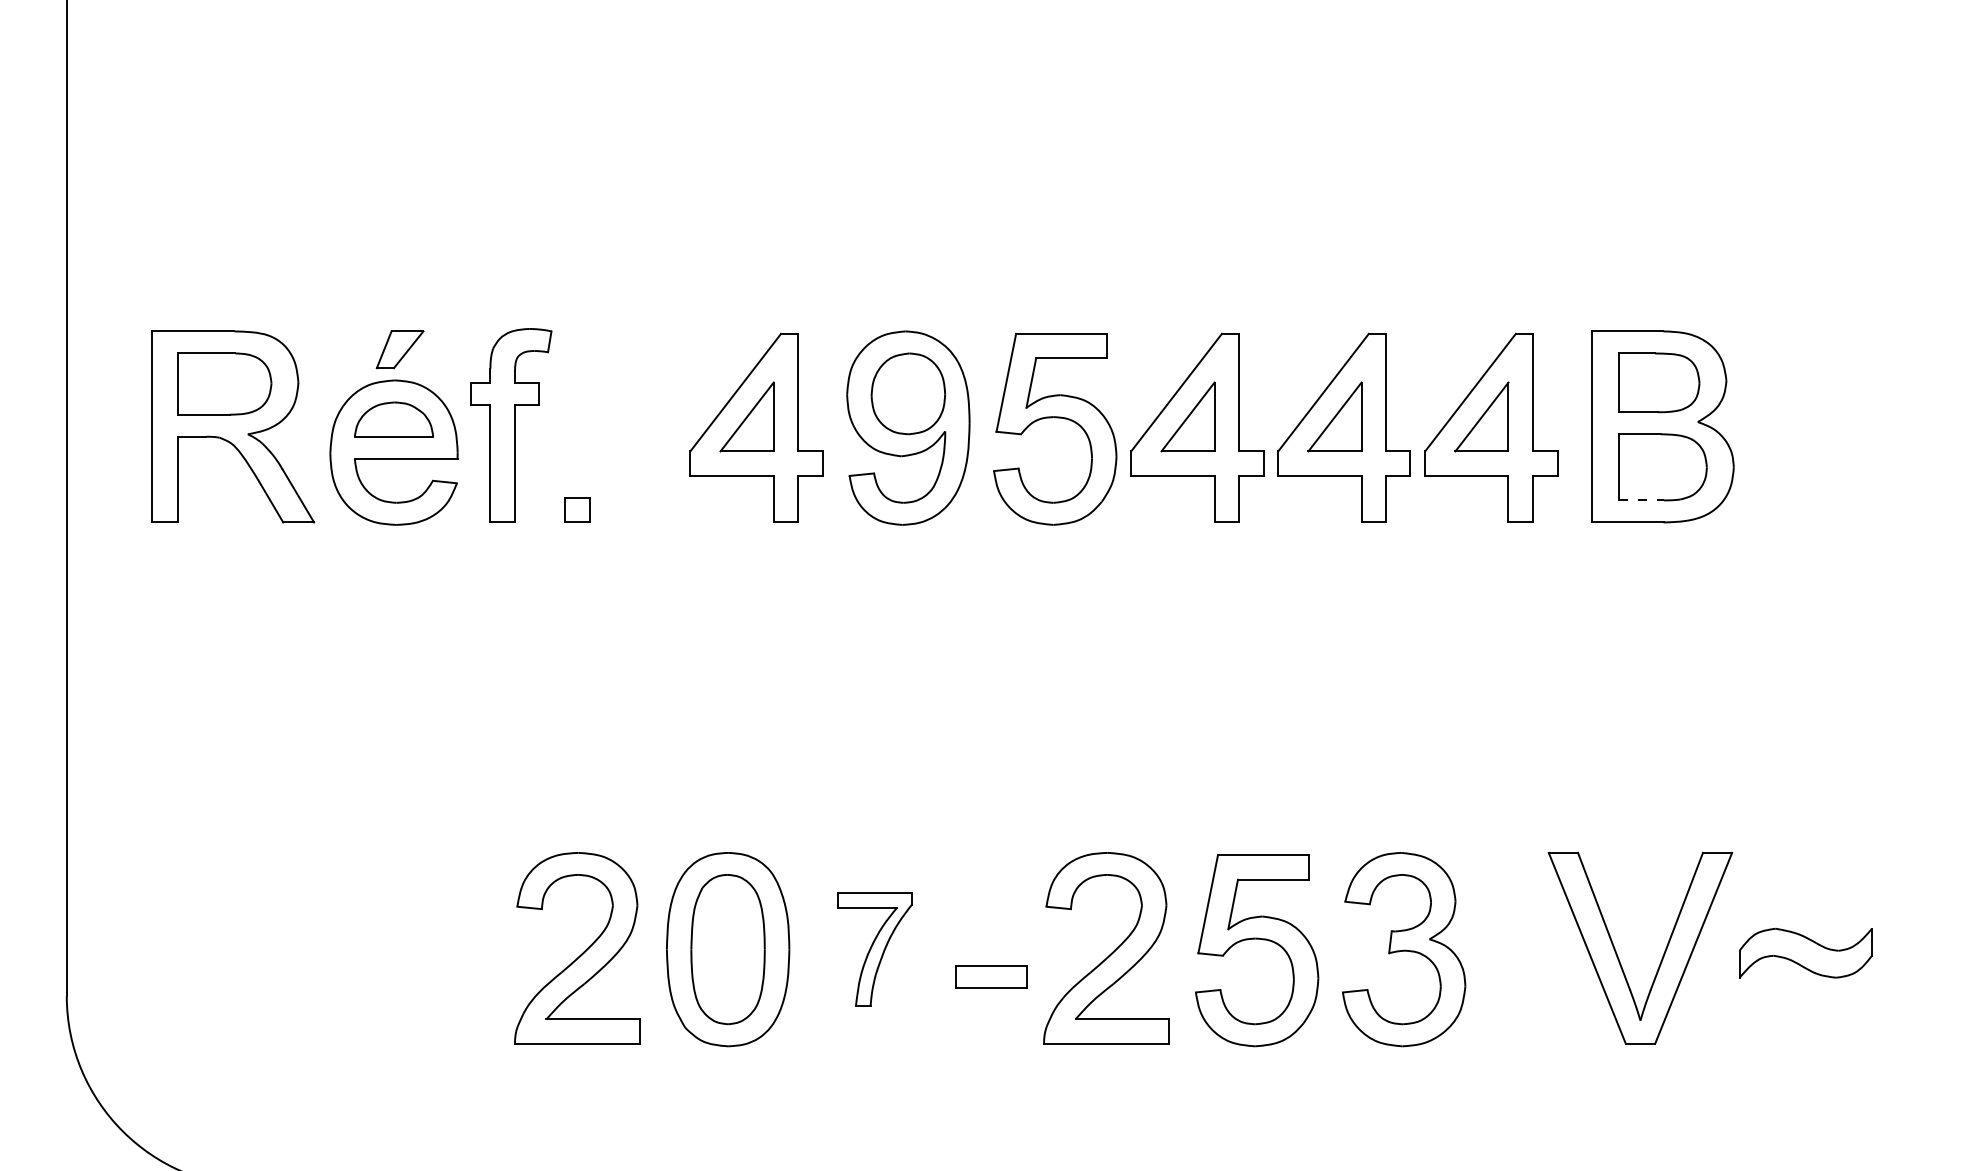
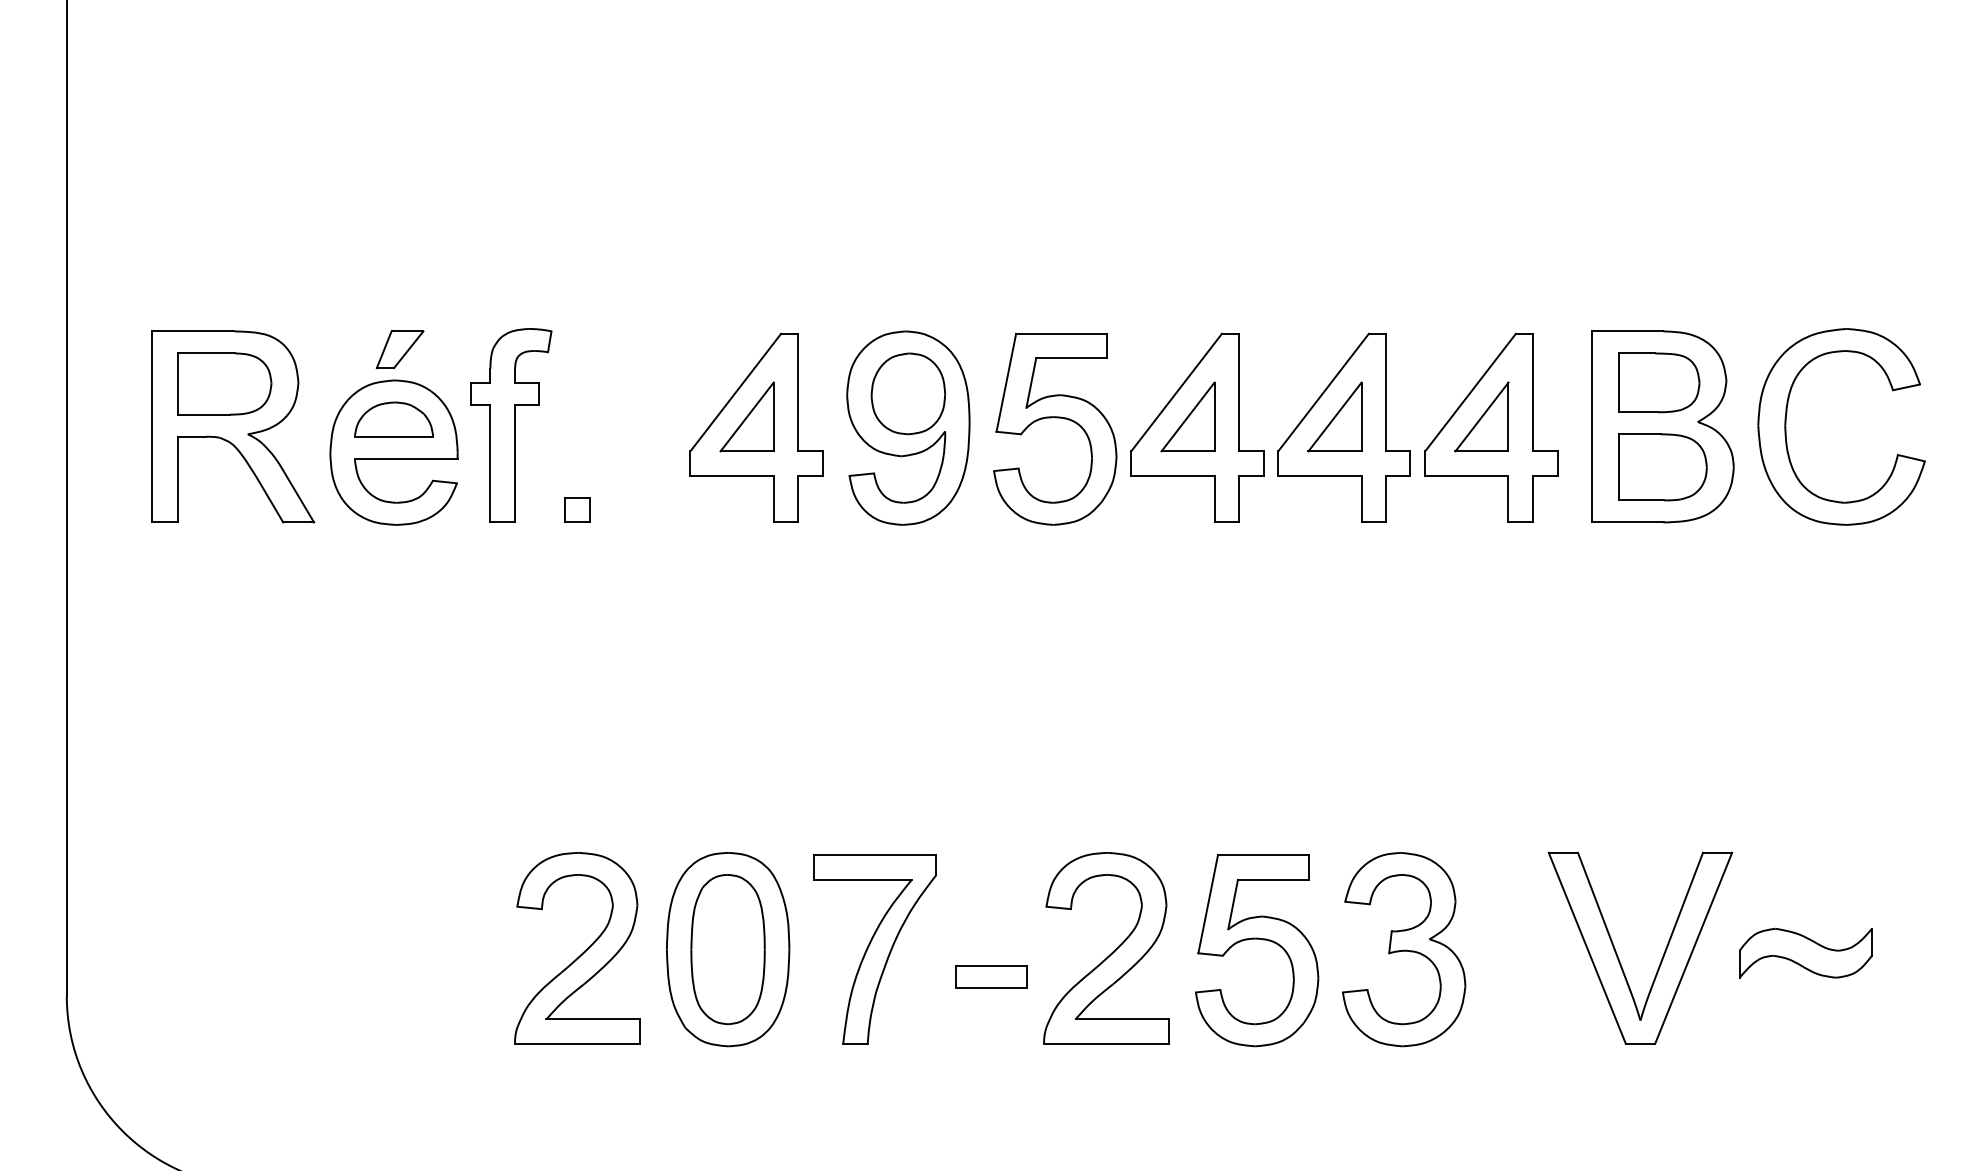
part: none -> present (1786, 426)
line: dashed -> solid (1641, 500)
part size: 76x115 px -> 124x191 px (874, 949)
